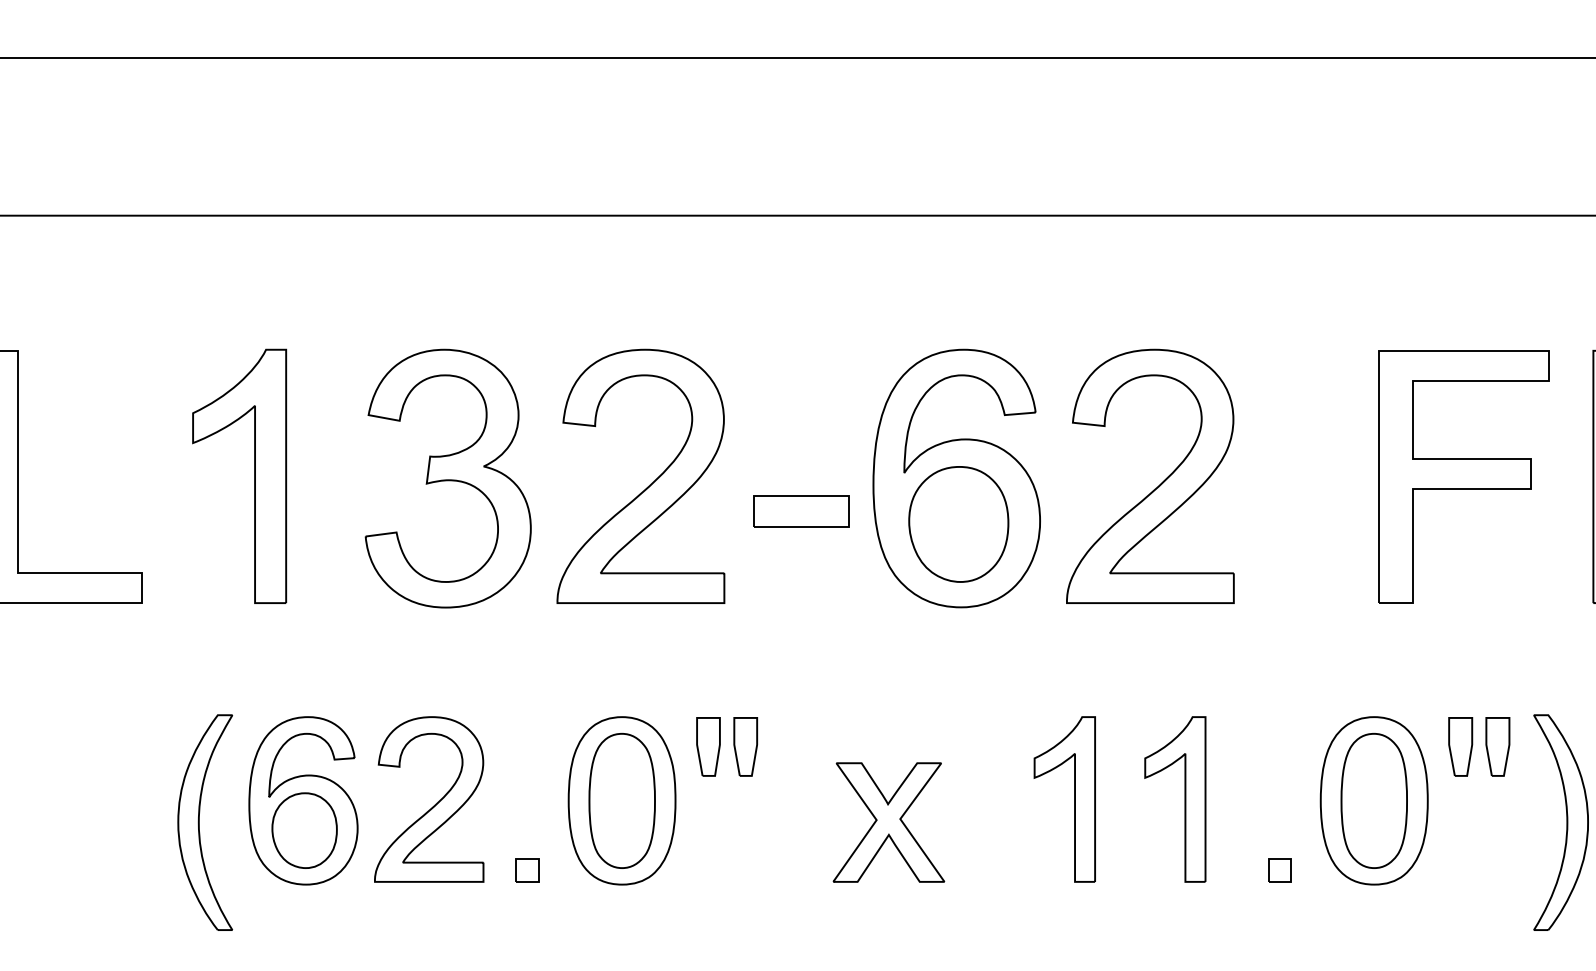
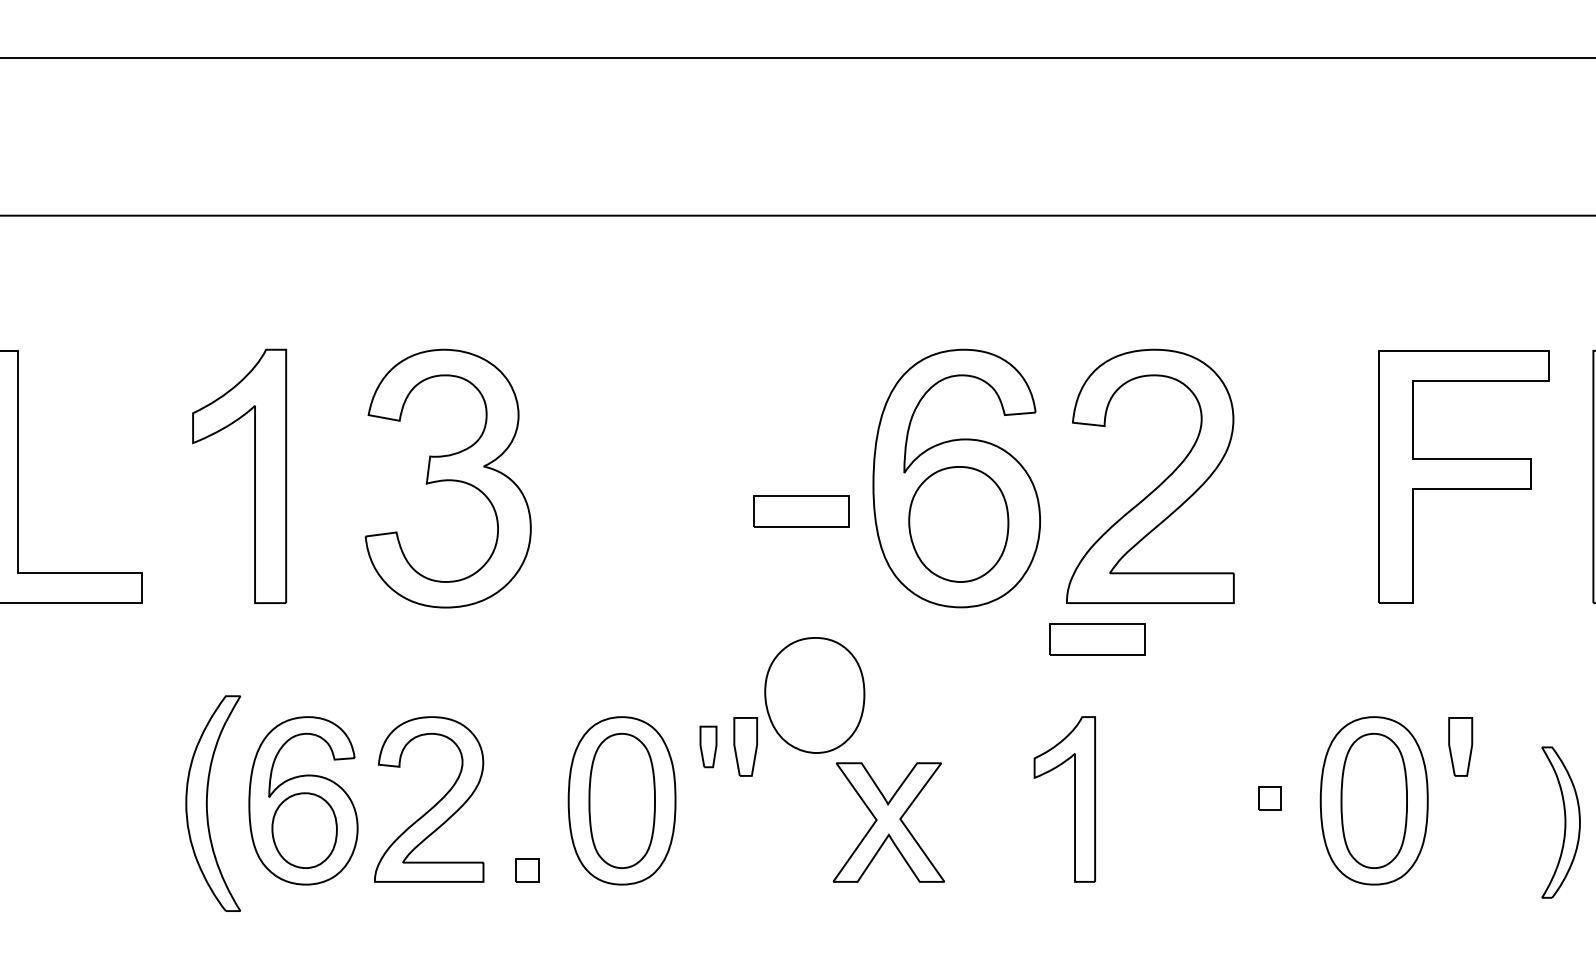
part: present -> none (649, 484)
part: none -> present (1097, 639)
part: none -> present (814, 695)
part size: 25x60 px -> 19x44 px (708, 746)
part: present -> none (1497, 746)
part: present -> none (1184, 799)
part position: (205, 822) -> (213, 803) (213, 803)
part size: 56x217 px -> 40x153 px (1560, 822)
part position: (1279, 870) -> (1269, 798) (1269, 798)
